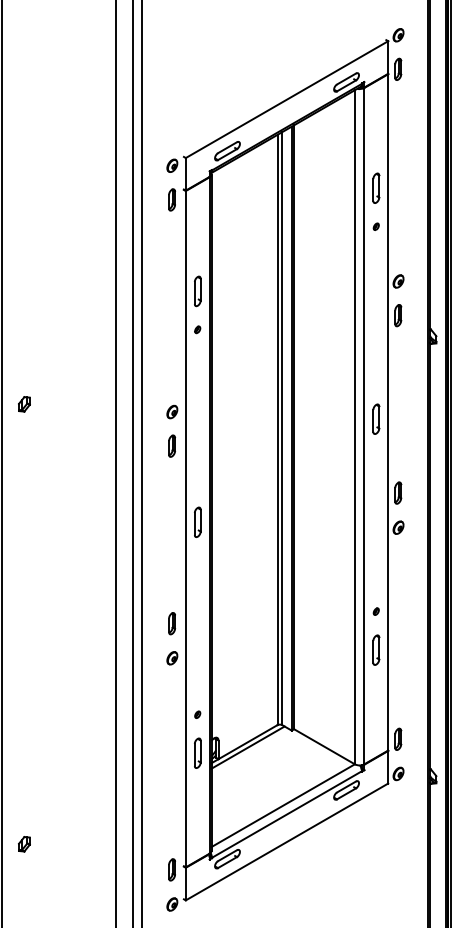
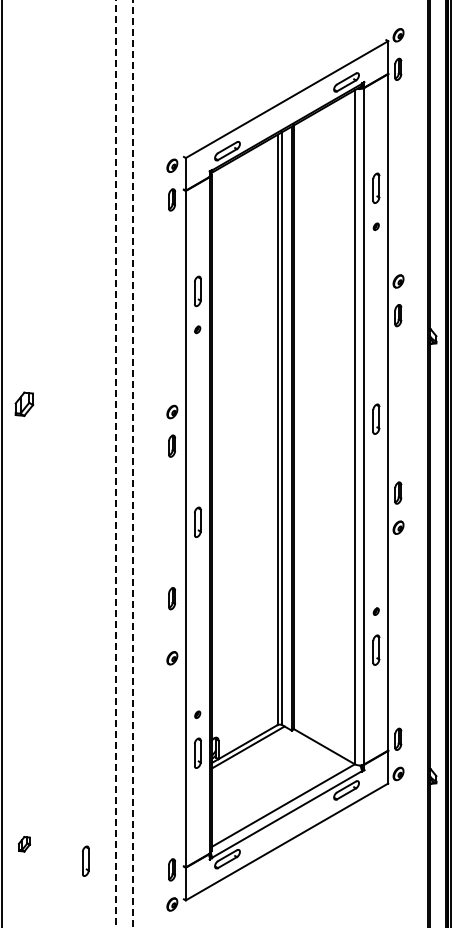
part size: 13x17 px -> 21x26 px (24, 403)
line: solid -> dashed (116, 463)
line: solid -> dashed (132, 463)
line: present -> none (142, 463)
part position: (171, 623) -> (171, 598) (171, 598)
part: none -> present (85, 860)
